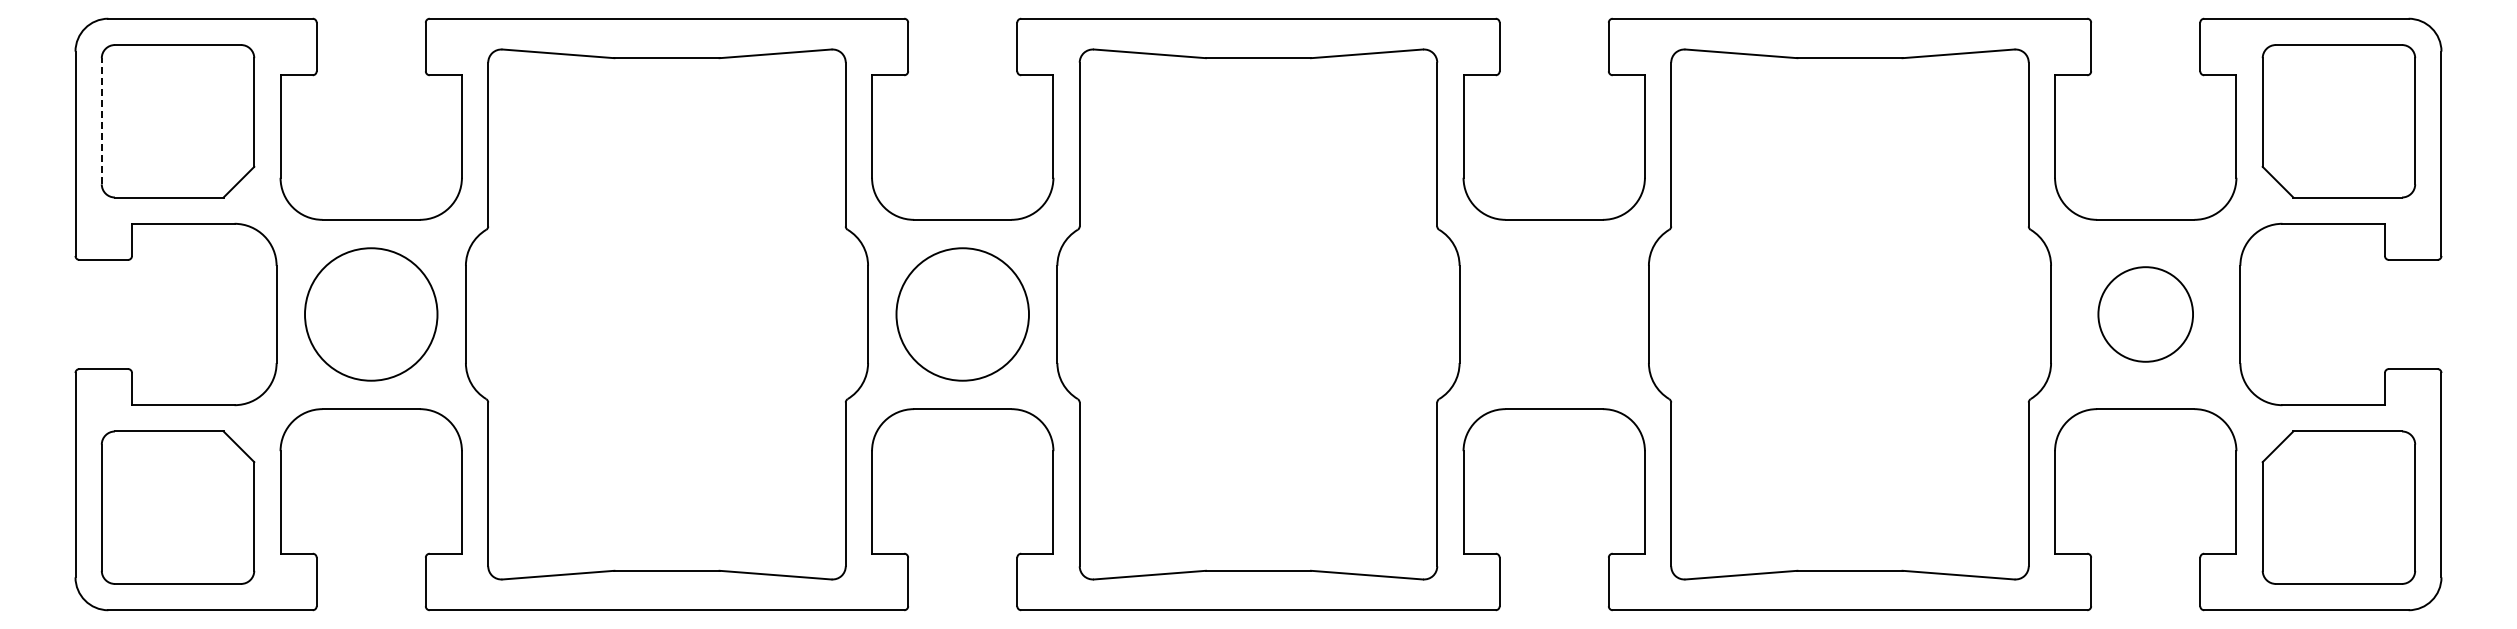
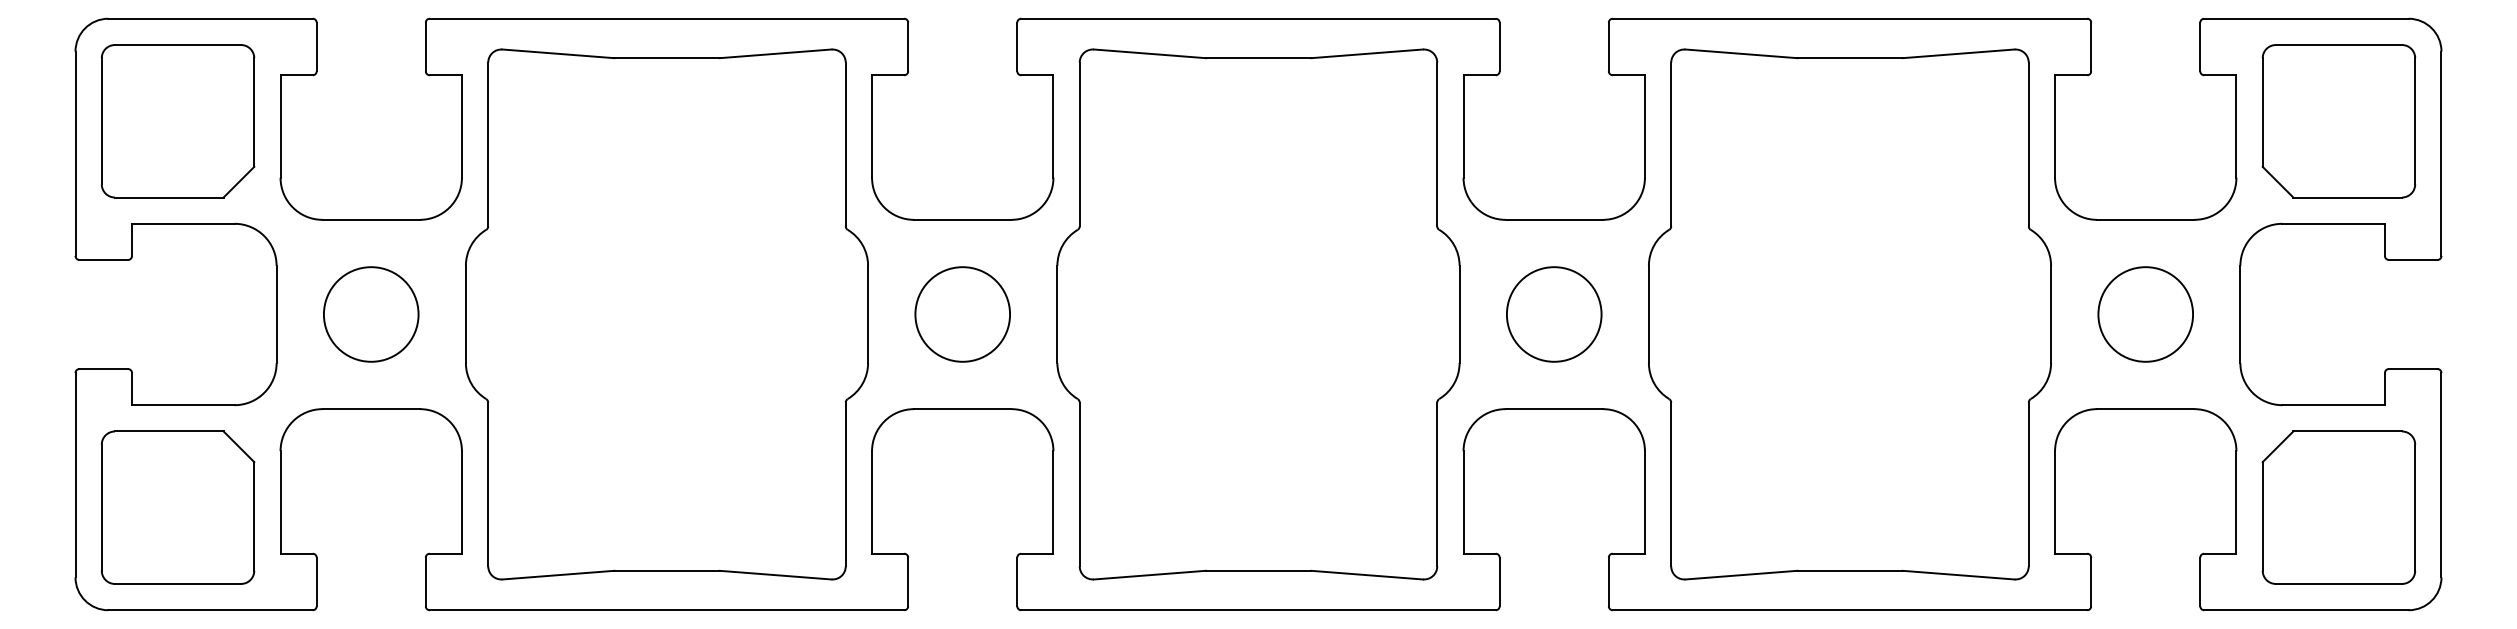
line: dashed -> solid (101, 120)
circle diameter: 132 px -> 95 px (370, 314)
circle diameter: 132 px -> 95 px (962, 314)
circle: none -> present (1554, 314)
